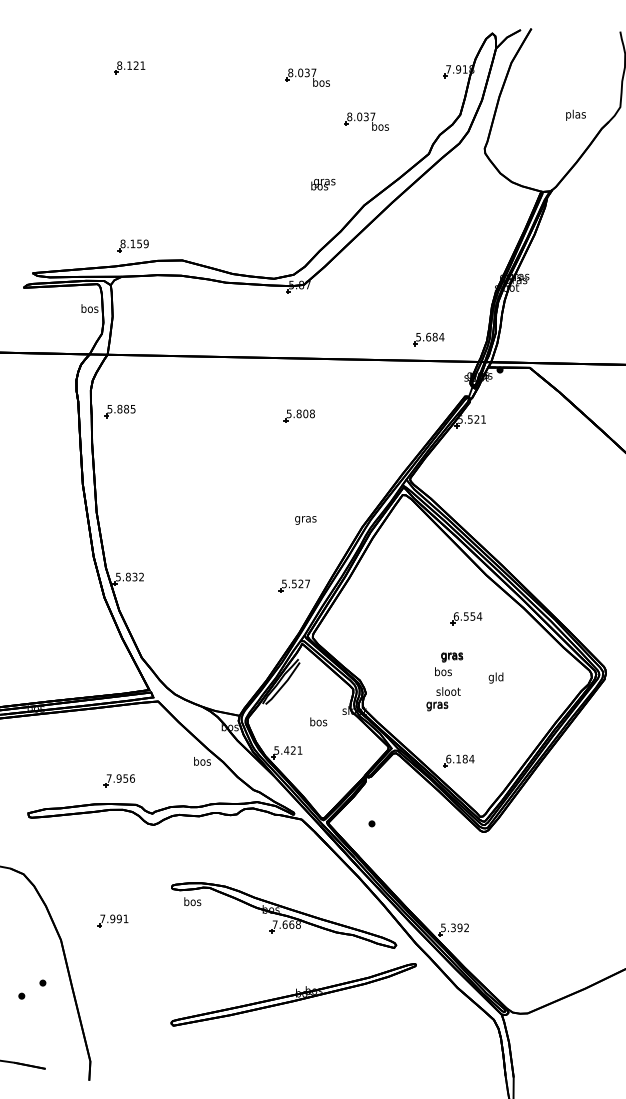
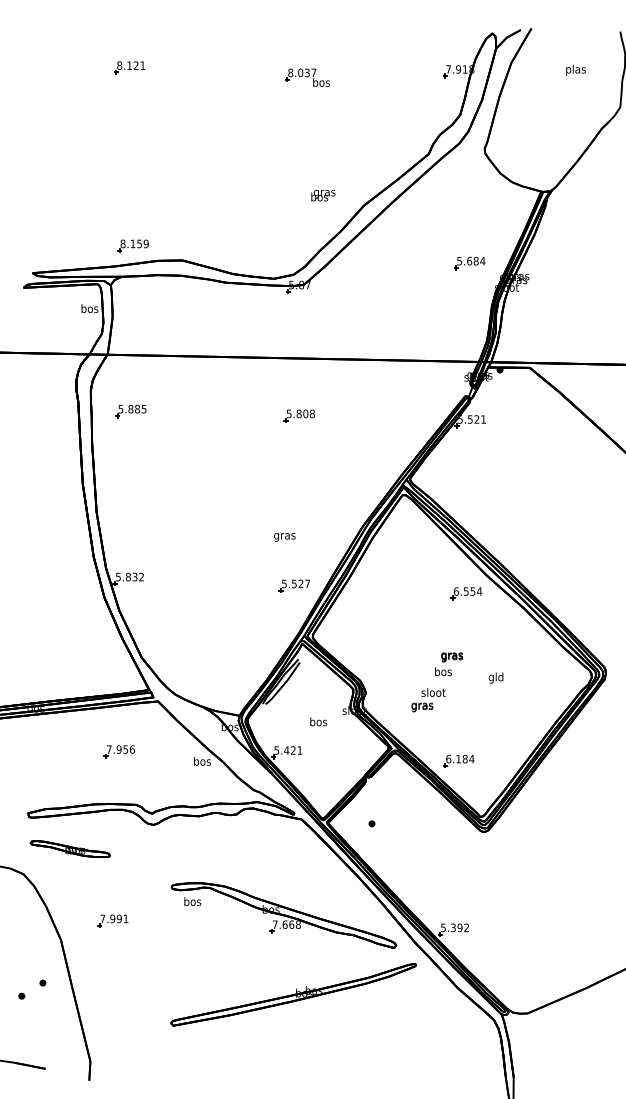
text position: (575, 114) -> (575, 69) (575, 69)
part: present -> none (366, 121)
text position: (323, 184) -> (323, 195) (323, 195)
part position: (428, 339) -> (469, 263) (469, 263)
part position: (119, 411) -> (130, 411) (130, 411)
text position: (305, 520) -> (284, 537) (284, 537)
part position: (466, 618) -> (466, 593) (466, 593)
text position: (443, 699) -> (428, 700) (428, 700)
part position: (118, 780) -> (118, 751) (118, 751)
part: none -> present (69, 848)
